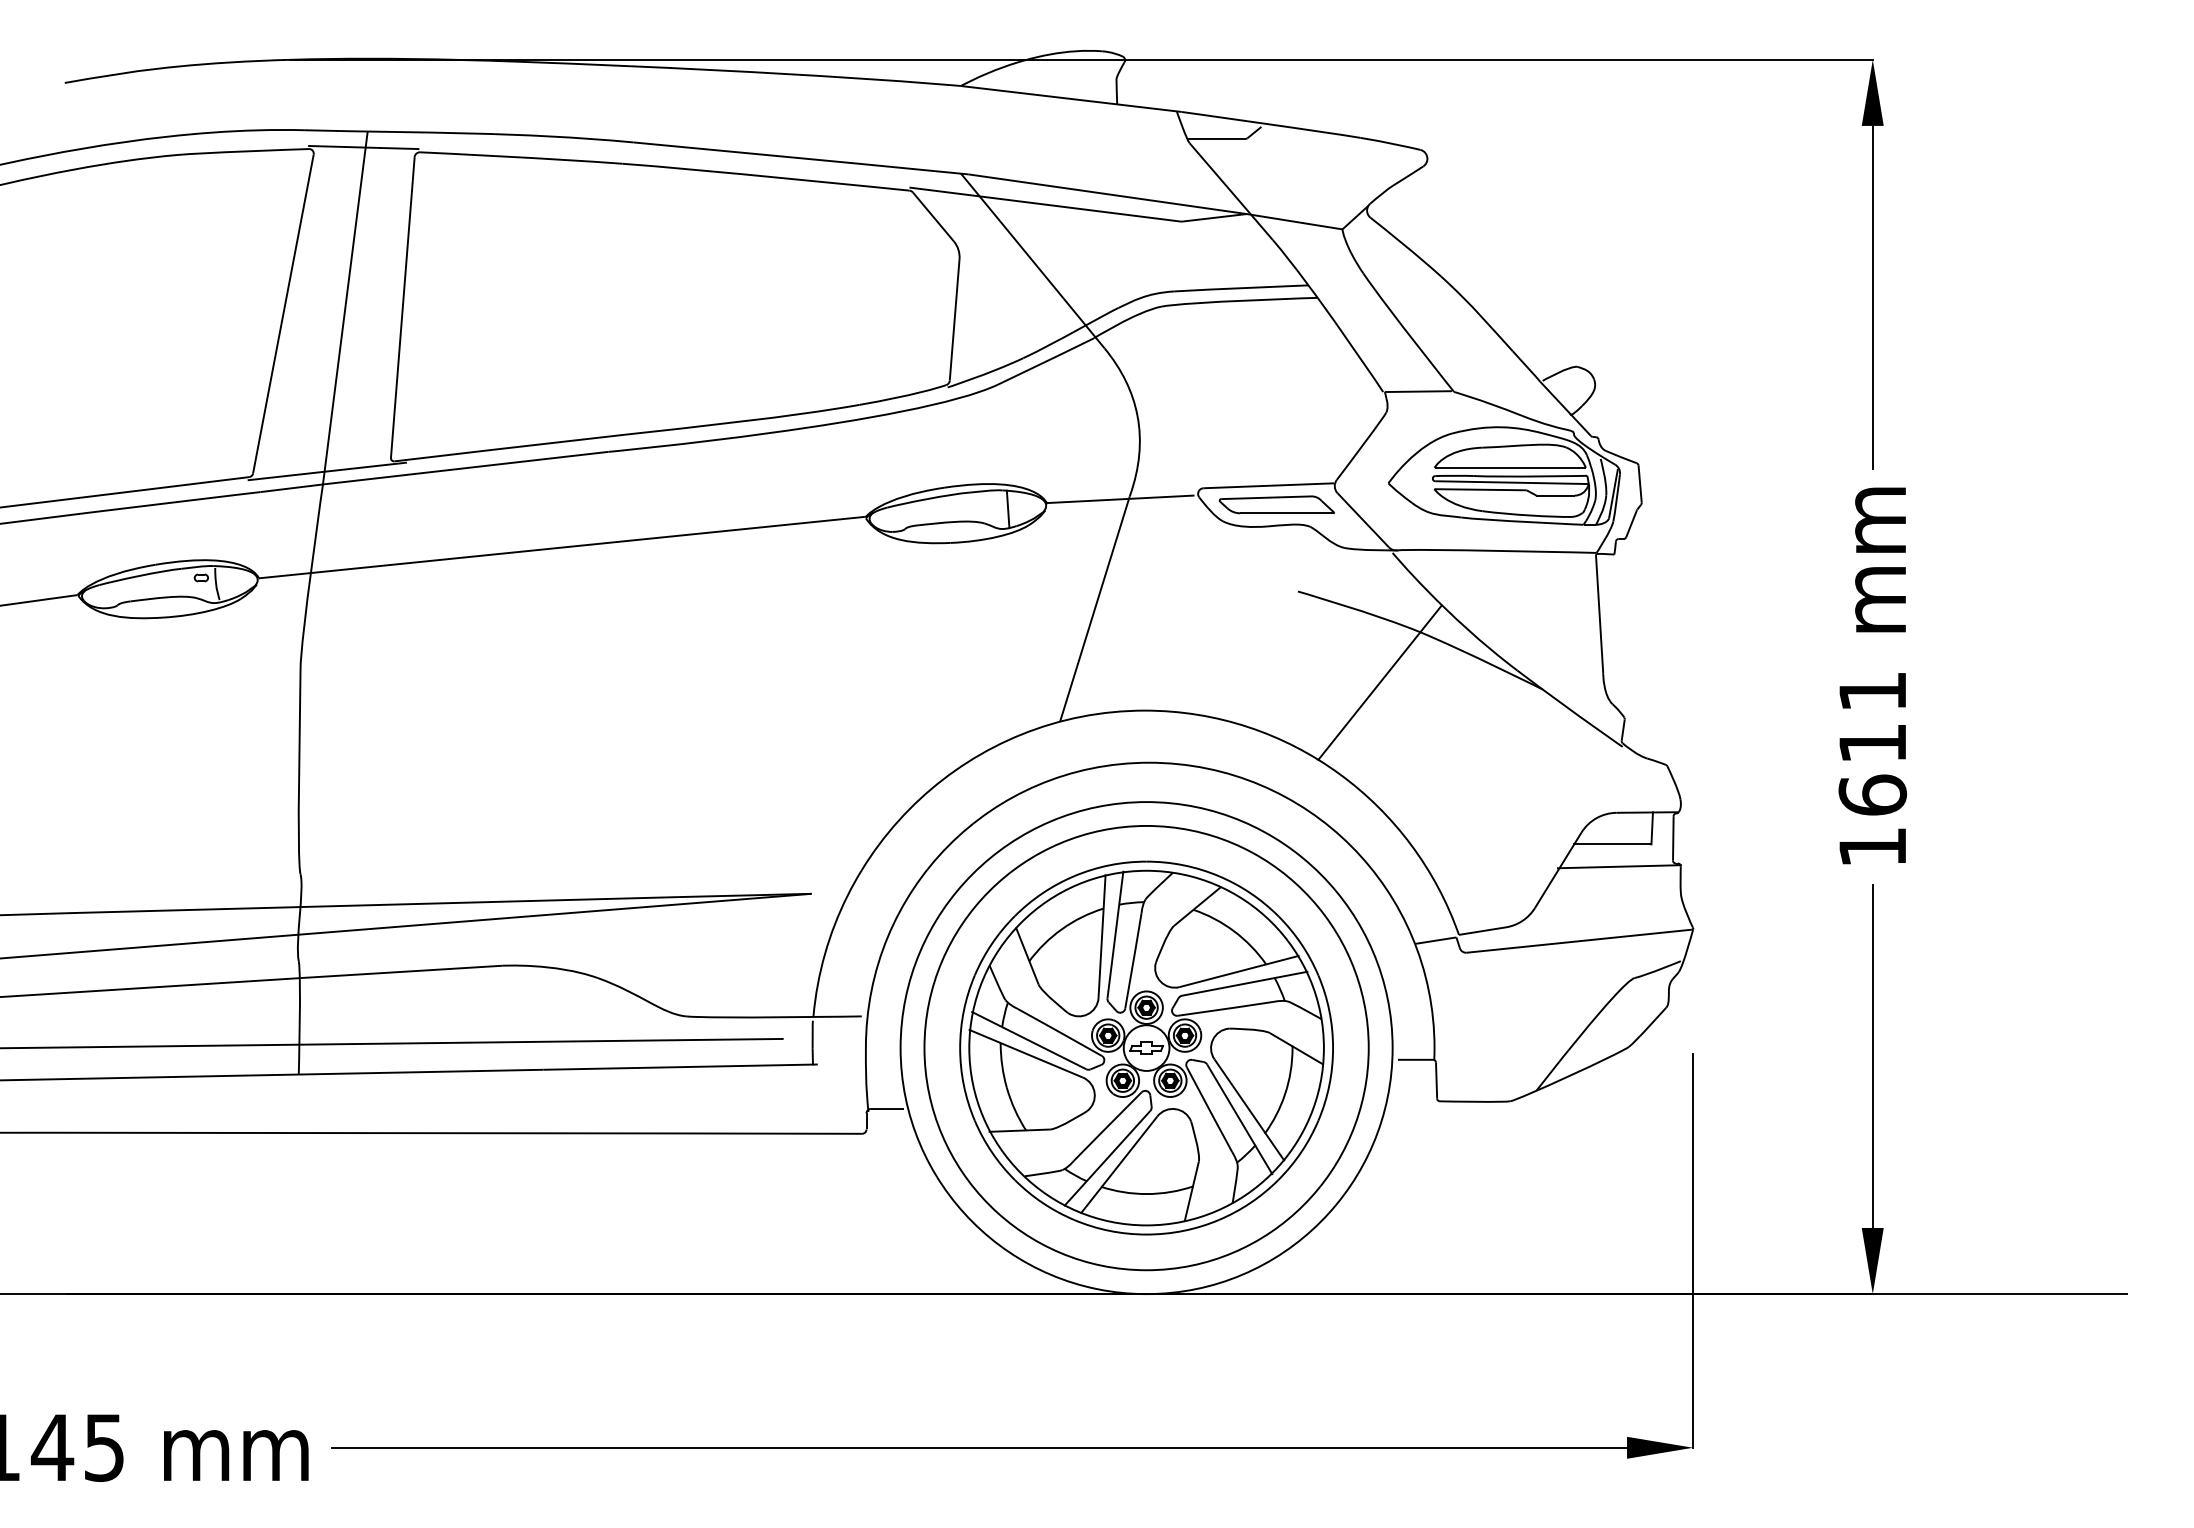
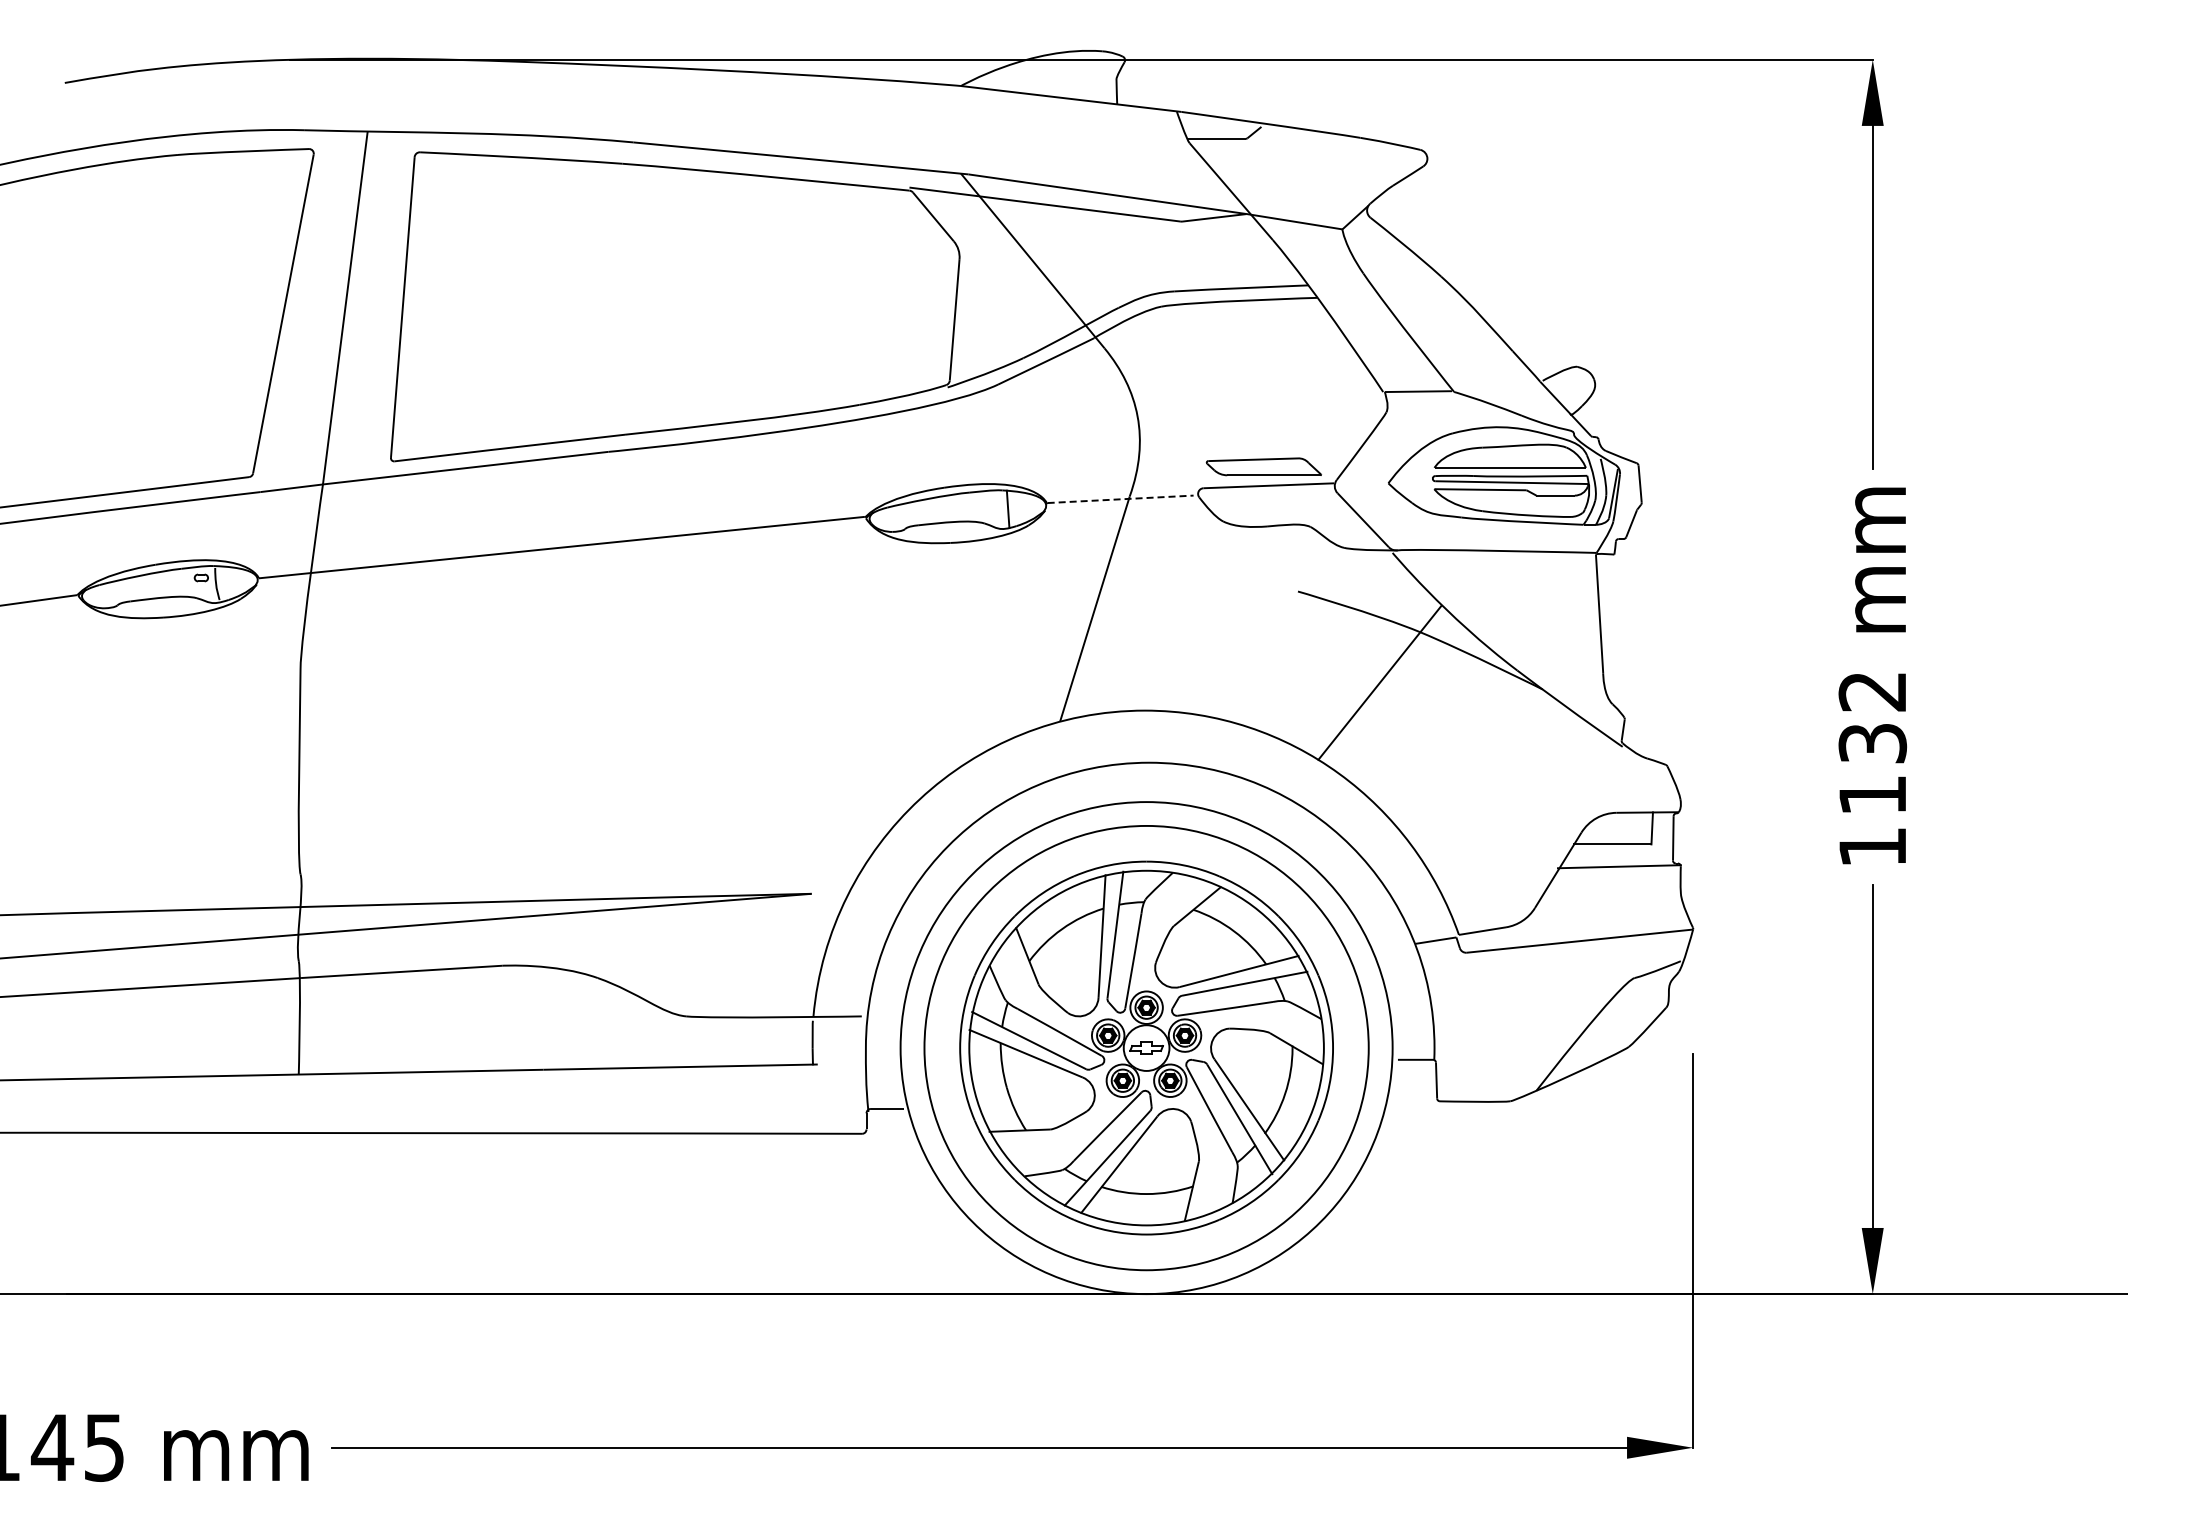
line: present -> none (363, 147)
line: present -> none (327, 471)
line: solid -> dashed (1121, 499)
part position: (1276, 504) -> (1263, 466) (1263, 466)
text: 1611 -> 1132 (1872, 744)
line: present -> none (392, 1043)
